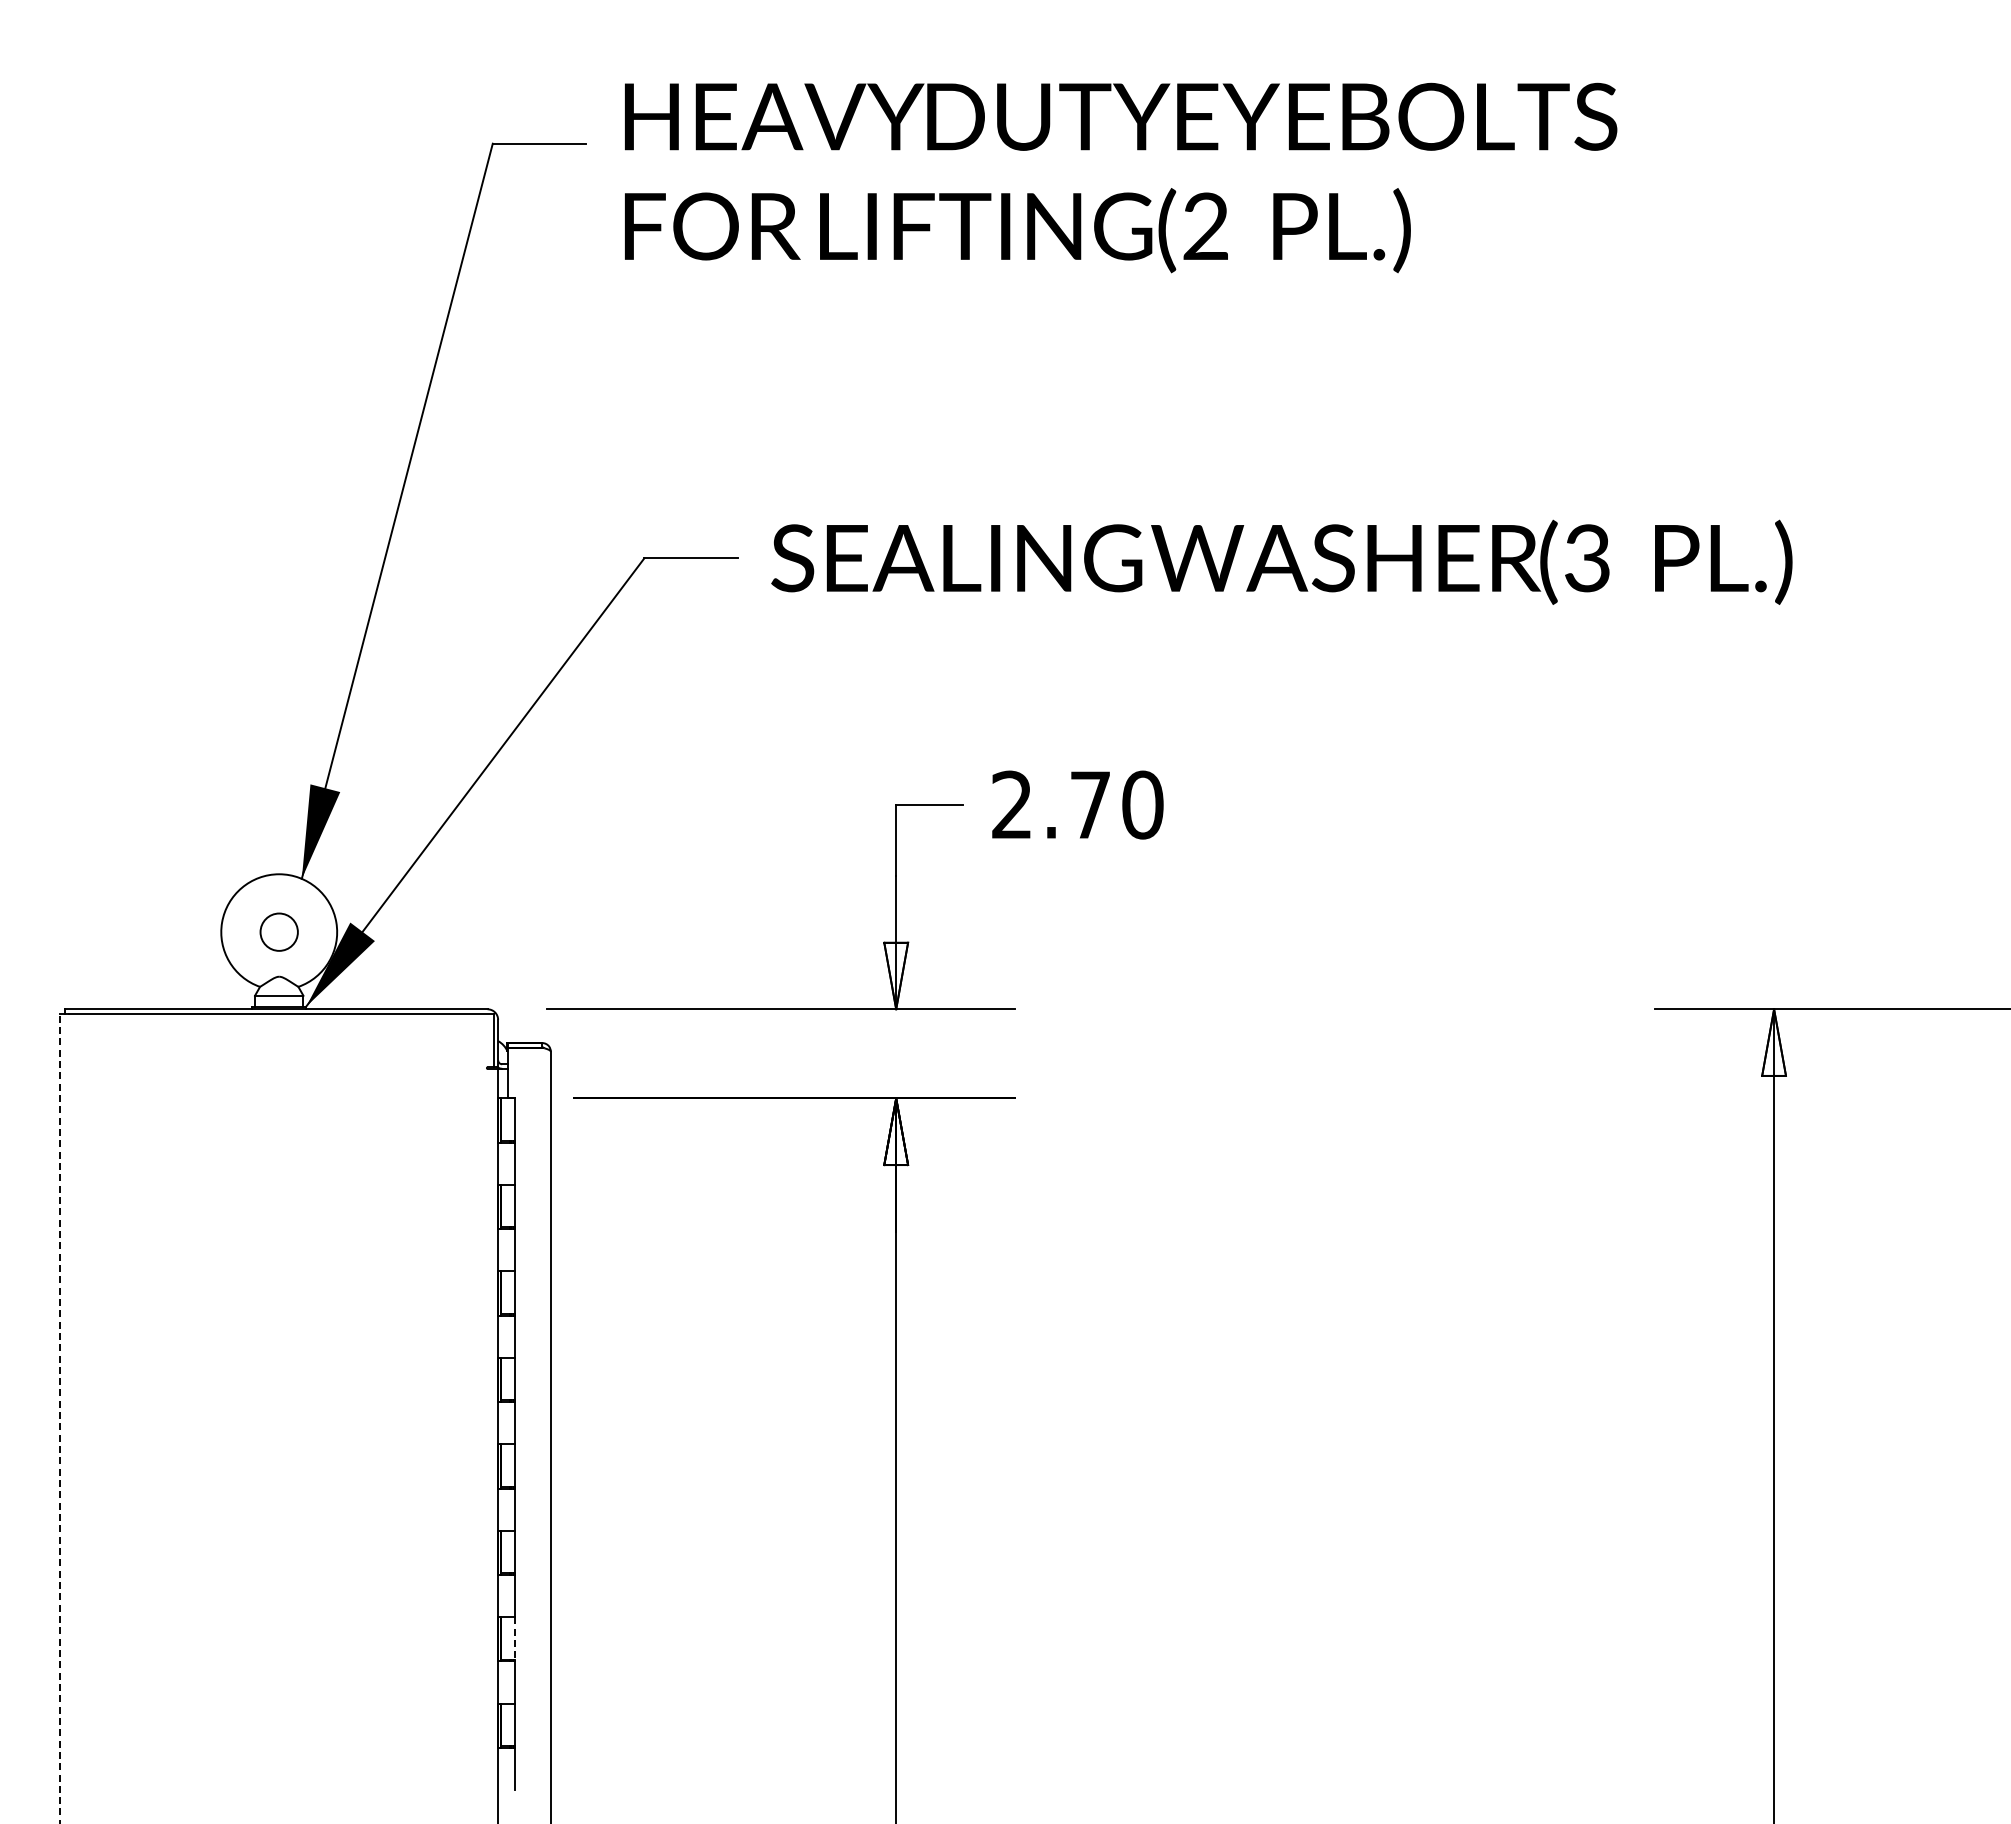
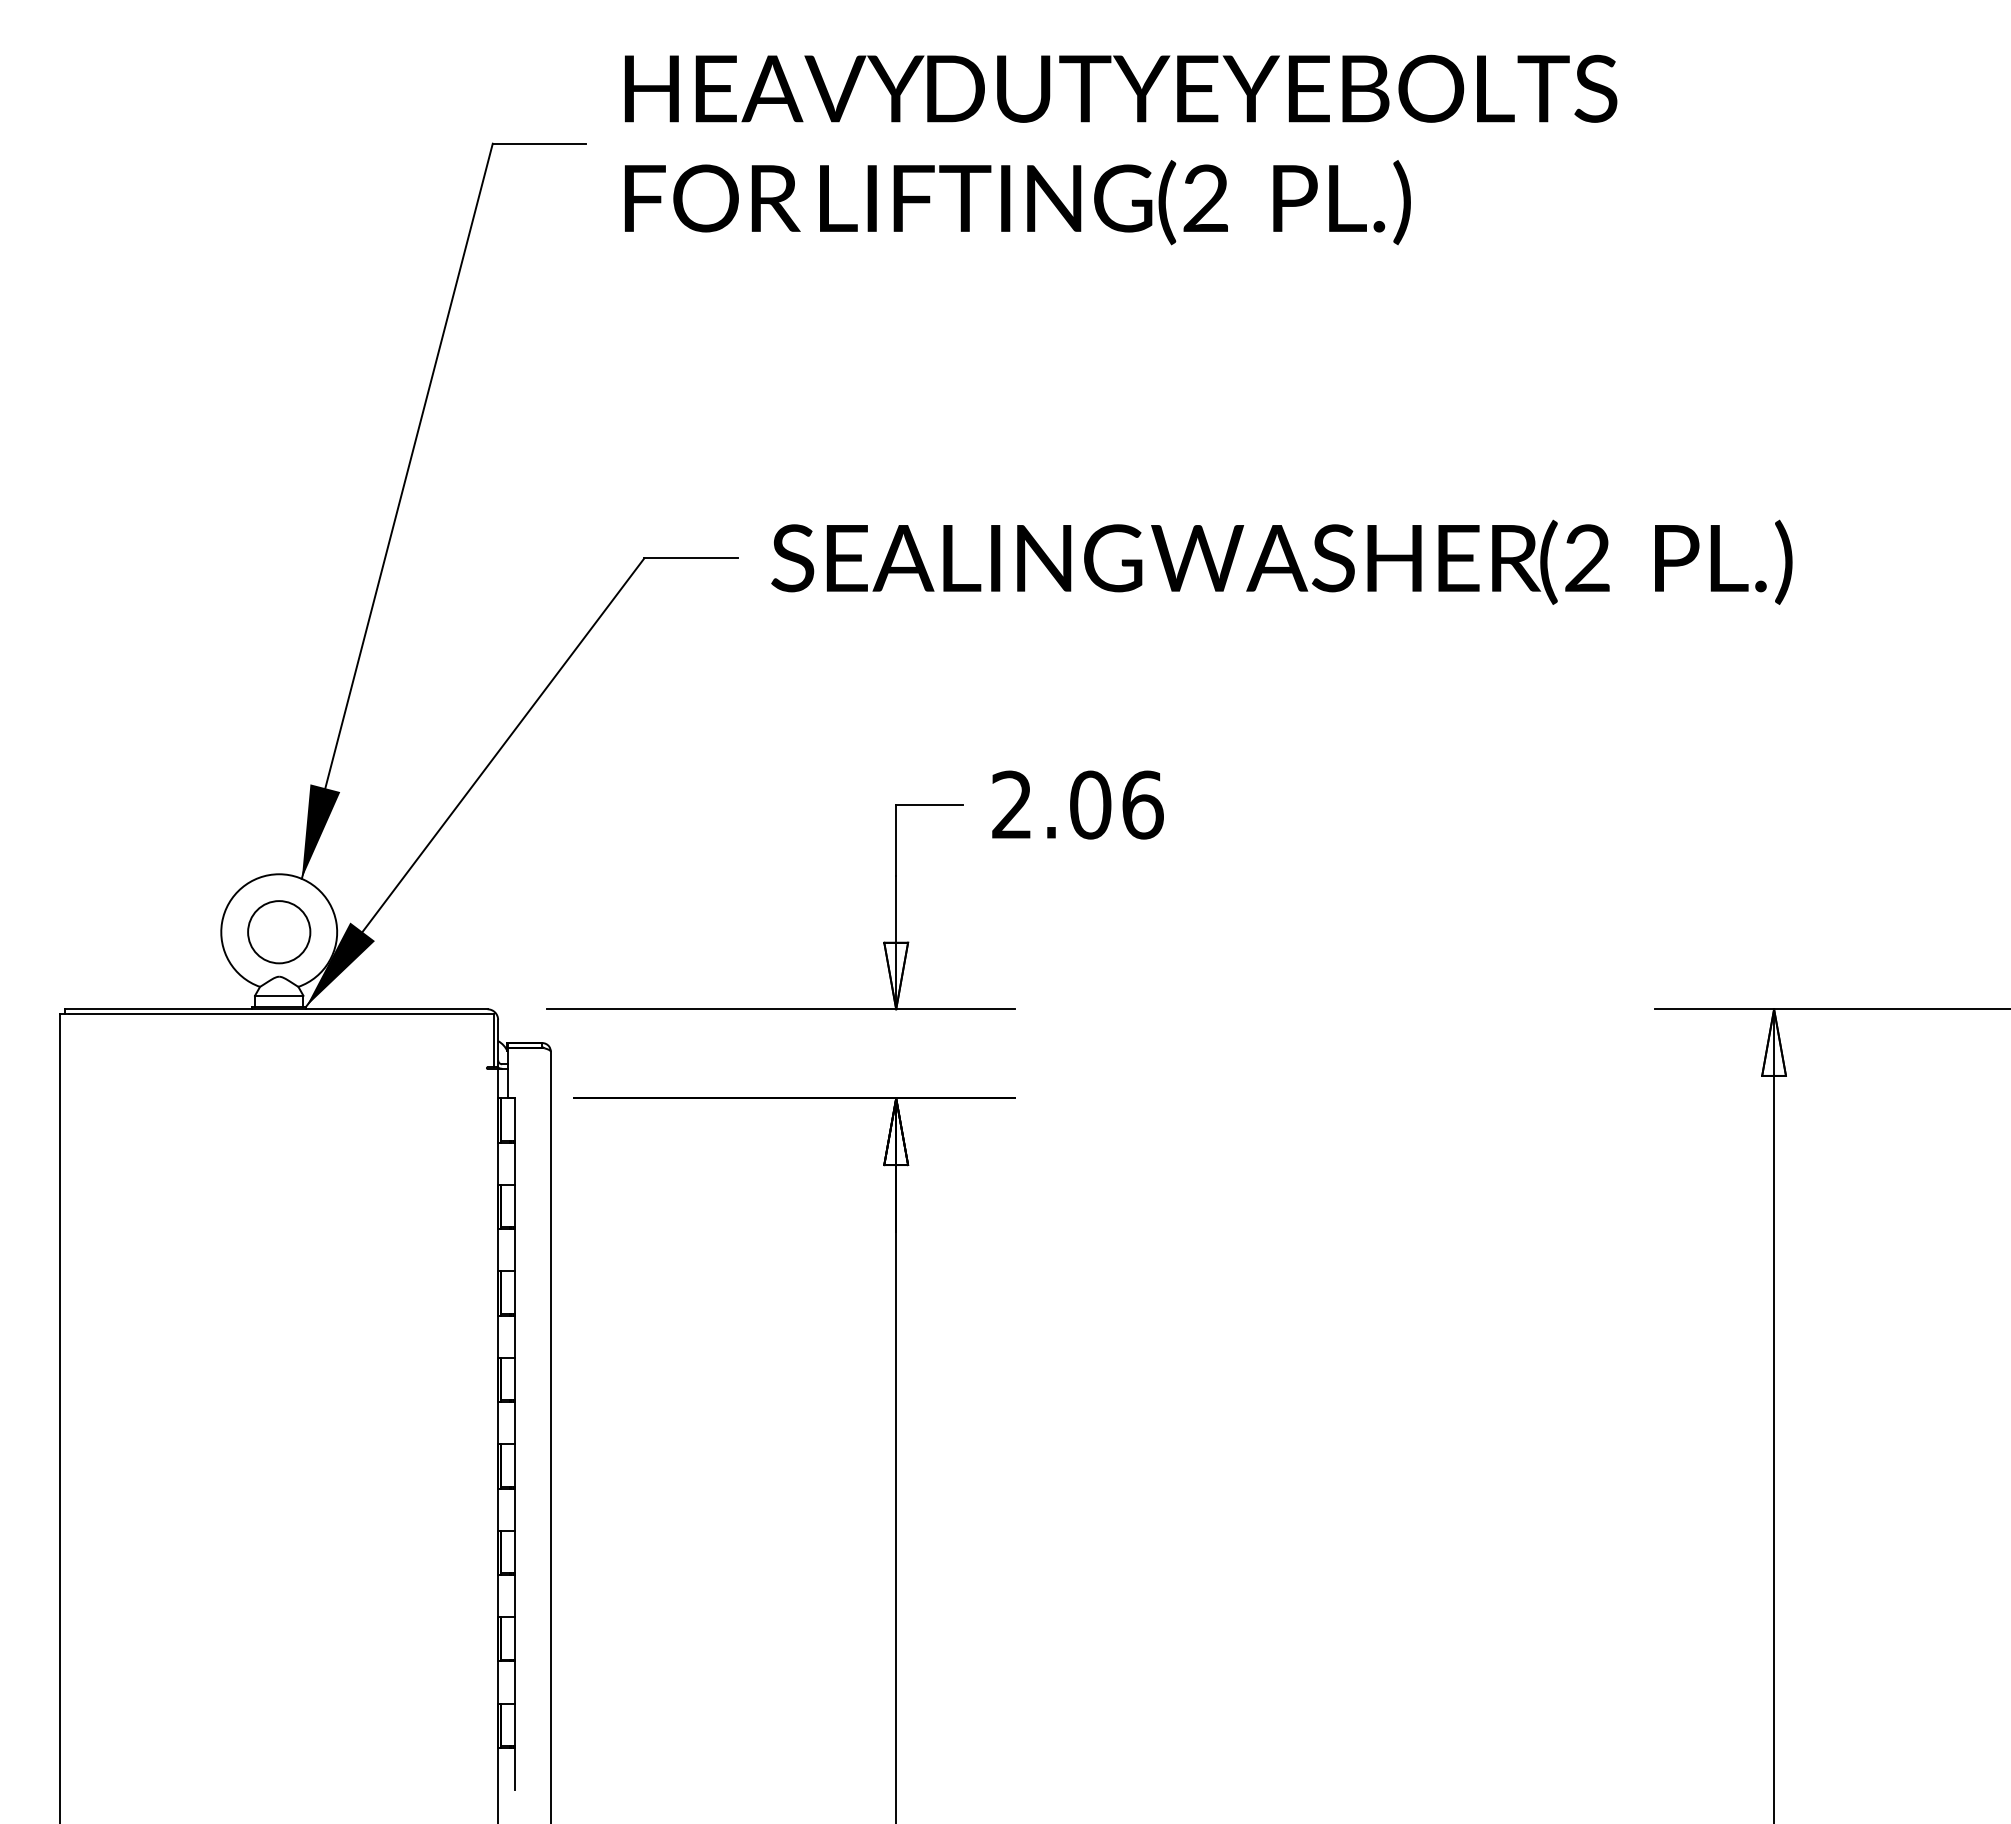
text position: (1121, 177) -> (1121, 149) (1121, 149)
text: (3 -> (2 (1587, 558)
text: 2.70 -> 2.06 (1116, 804)
circle diameter: 37 px -> 62 px (279, 932)
line: dashed -> solid (60, 1418)
line: dashed -> solid (514, 1639)
